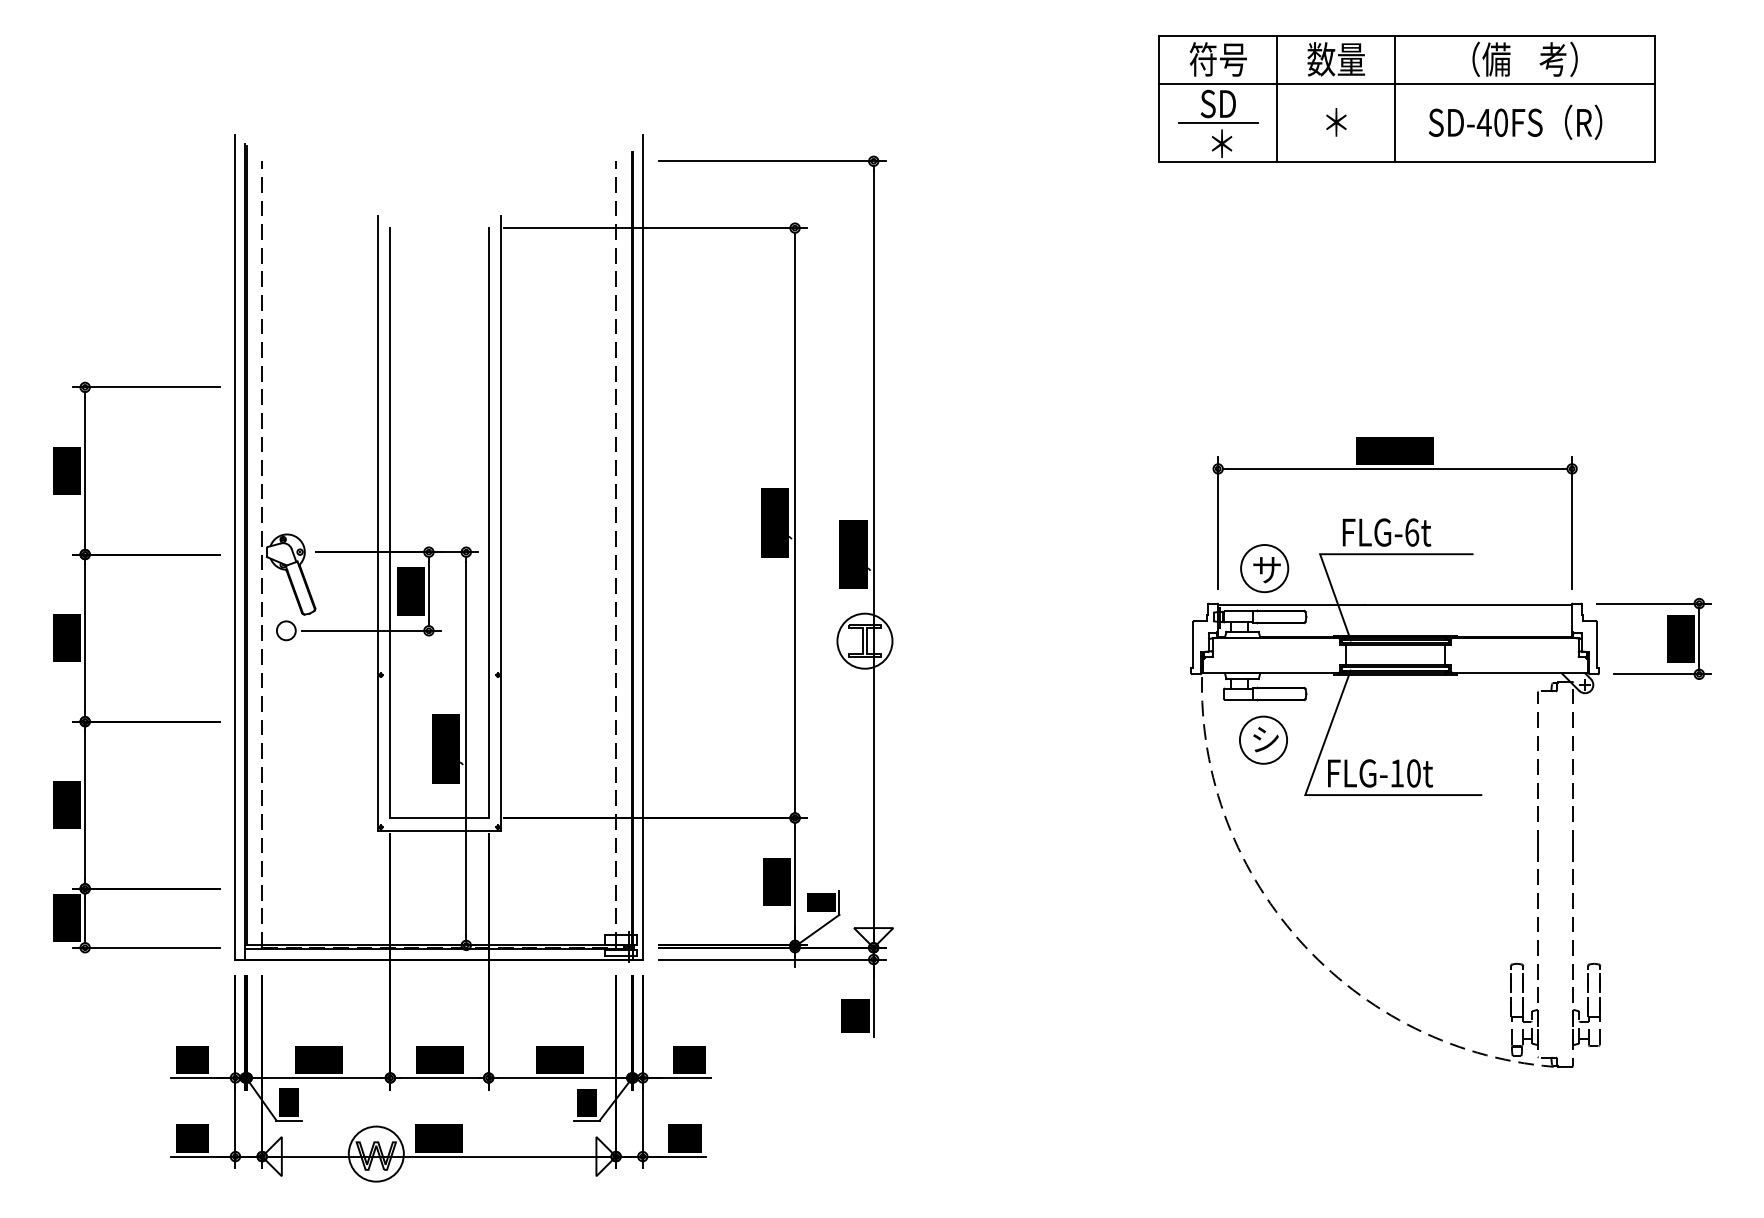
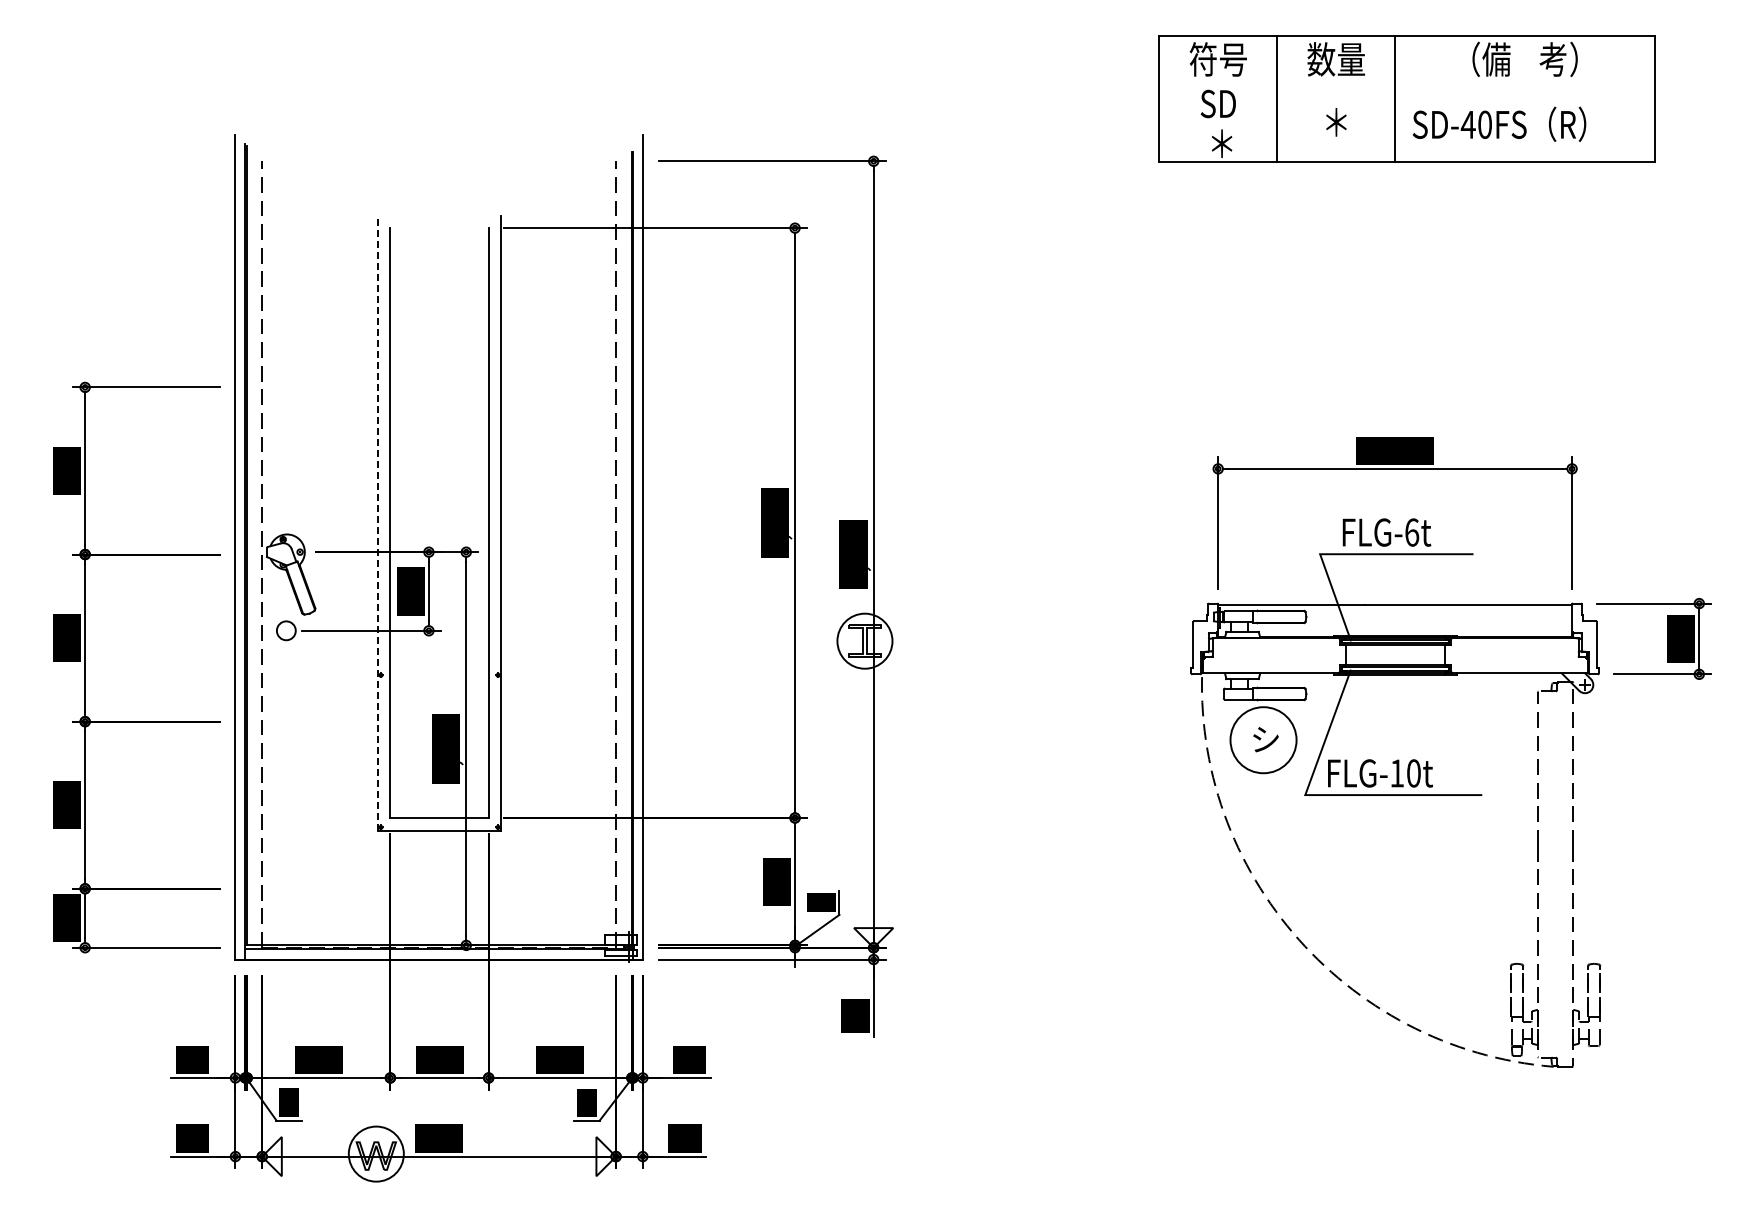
line: present -> none (1406, 83)
text position: (1515, 121) -> (1499, 123) (1499, 123)
line: present -> none (1218, 122)
line: solid -> dashed (377, 523)
part: present -> none (1264, 568)
circle diameter: 47 px -> 66 px (1263, 740)
